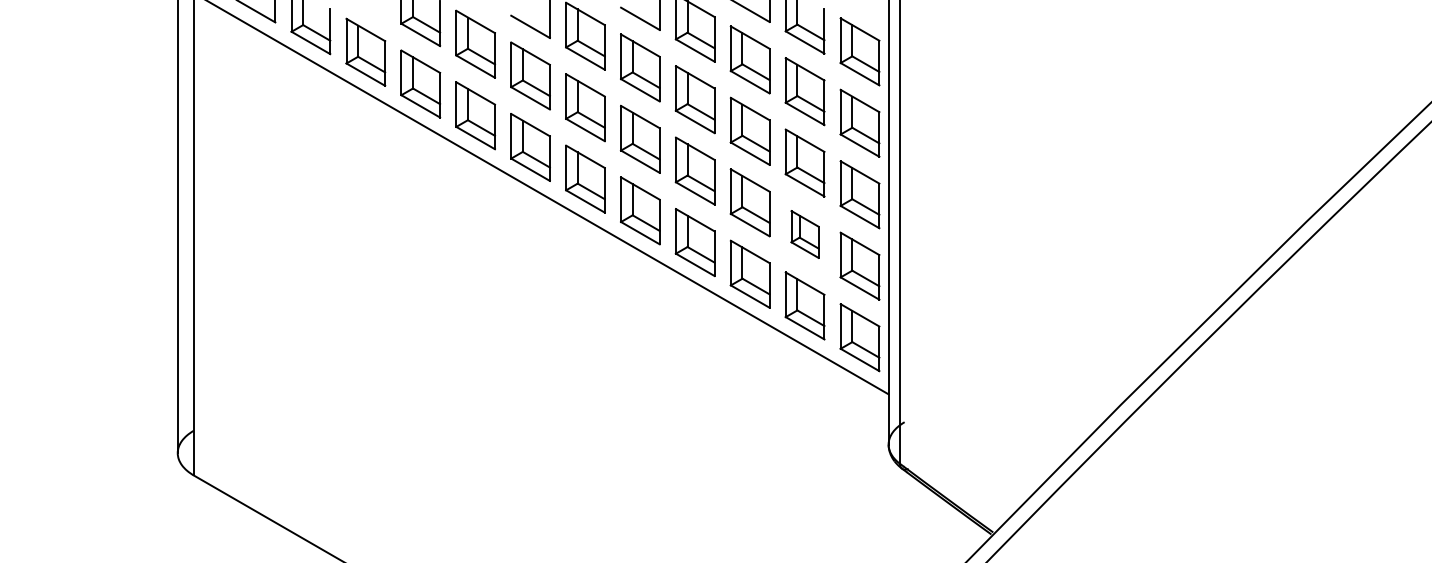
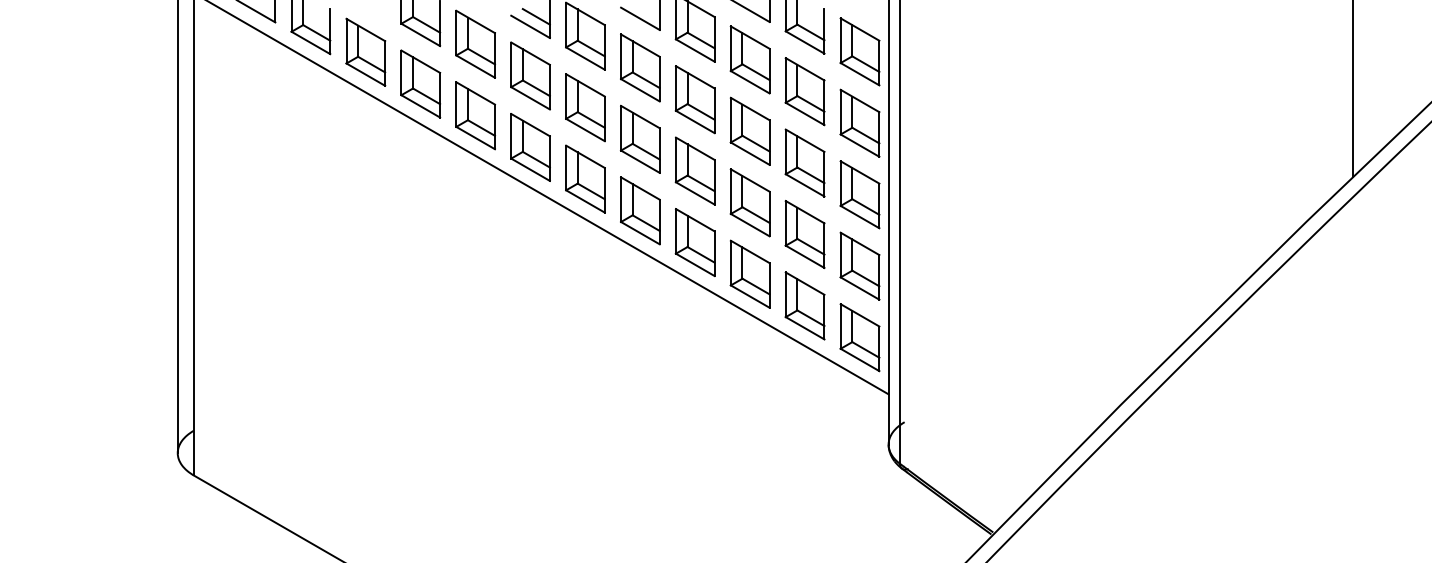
line: none -> present (535, 16)
line: none -> present (1352, 89)
part size: 30x49 px -> 42x69 px (804, 234)
